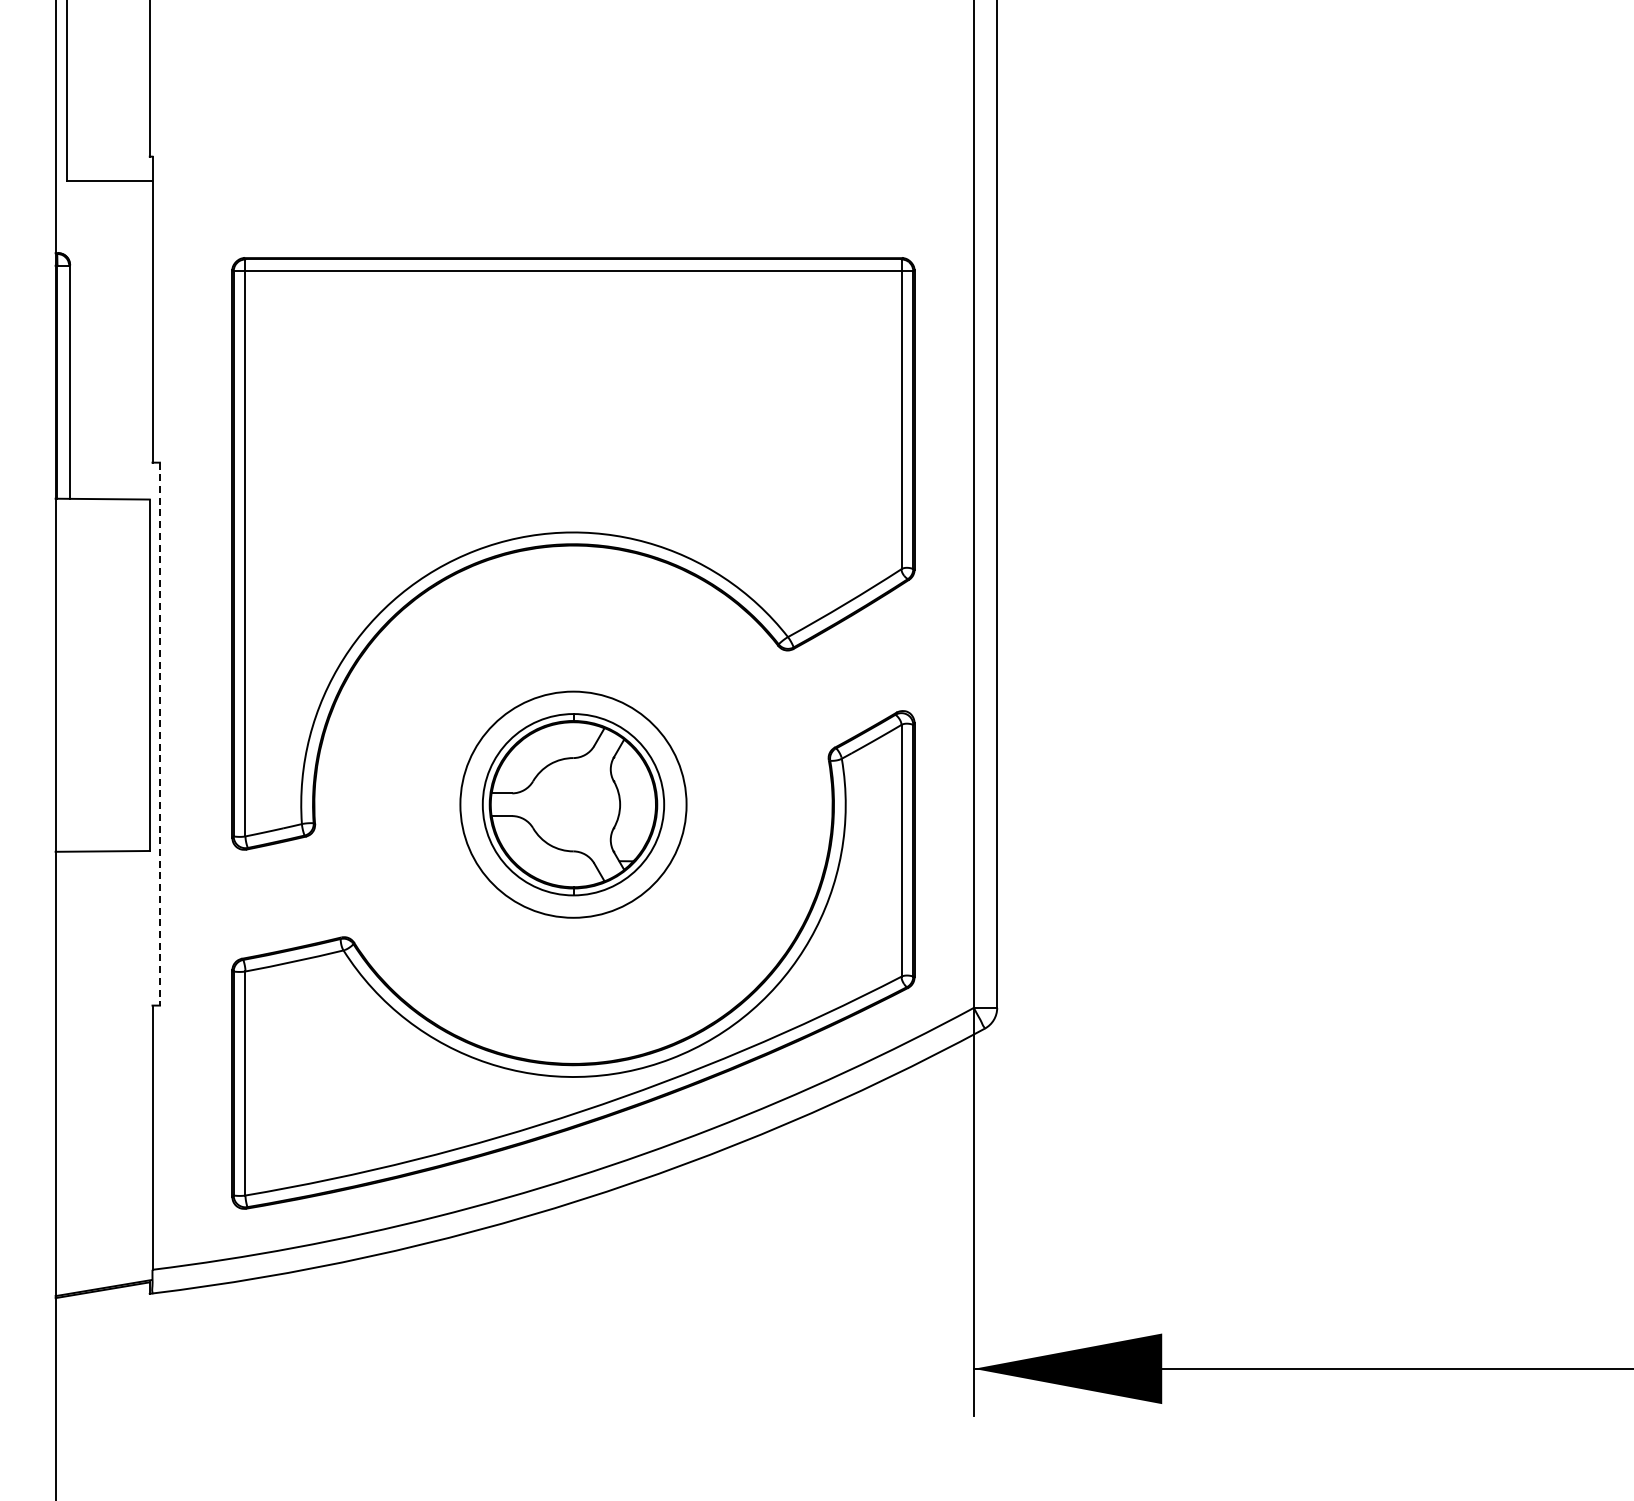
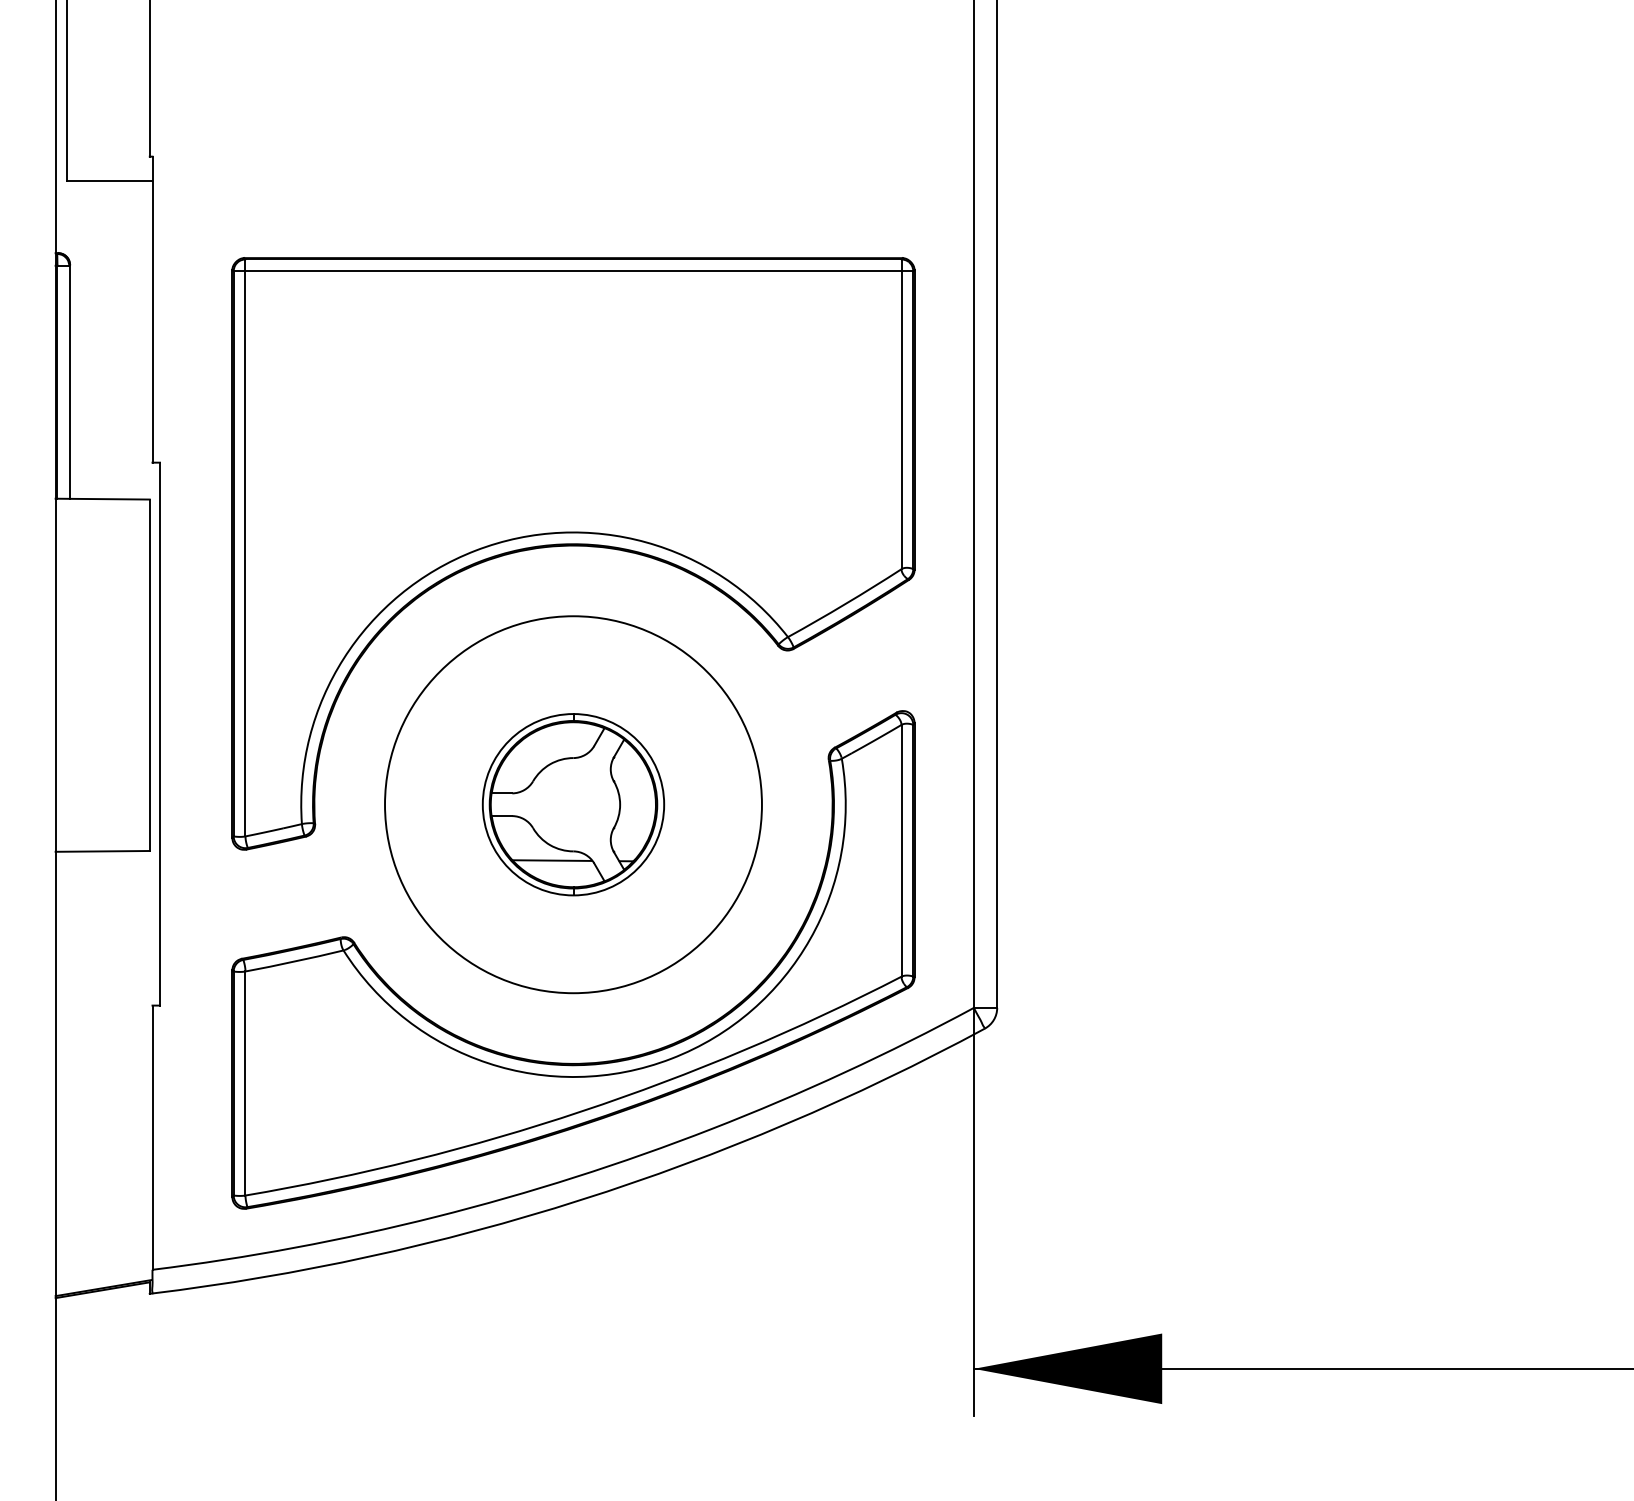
line: dashed -> solid (159, 734)
circle diameter: 226 px -> 377 px (573, 804)
line: none -> present (551, 860)
